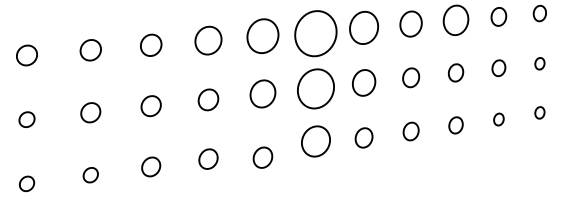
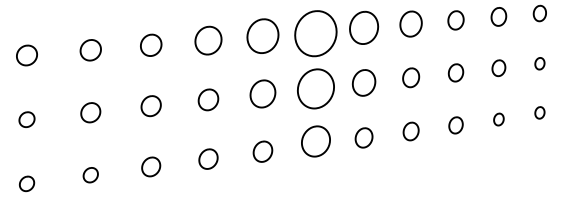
part size: 28x32 px -> 18x21 px (455, 20)
part position: (262, 157) -> (262, 151) (262, 151)
